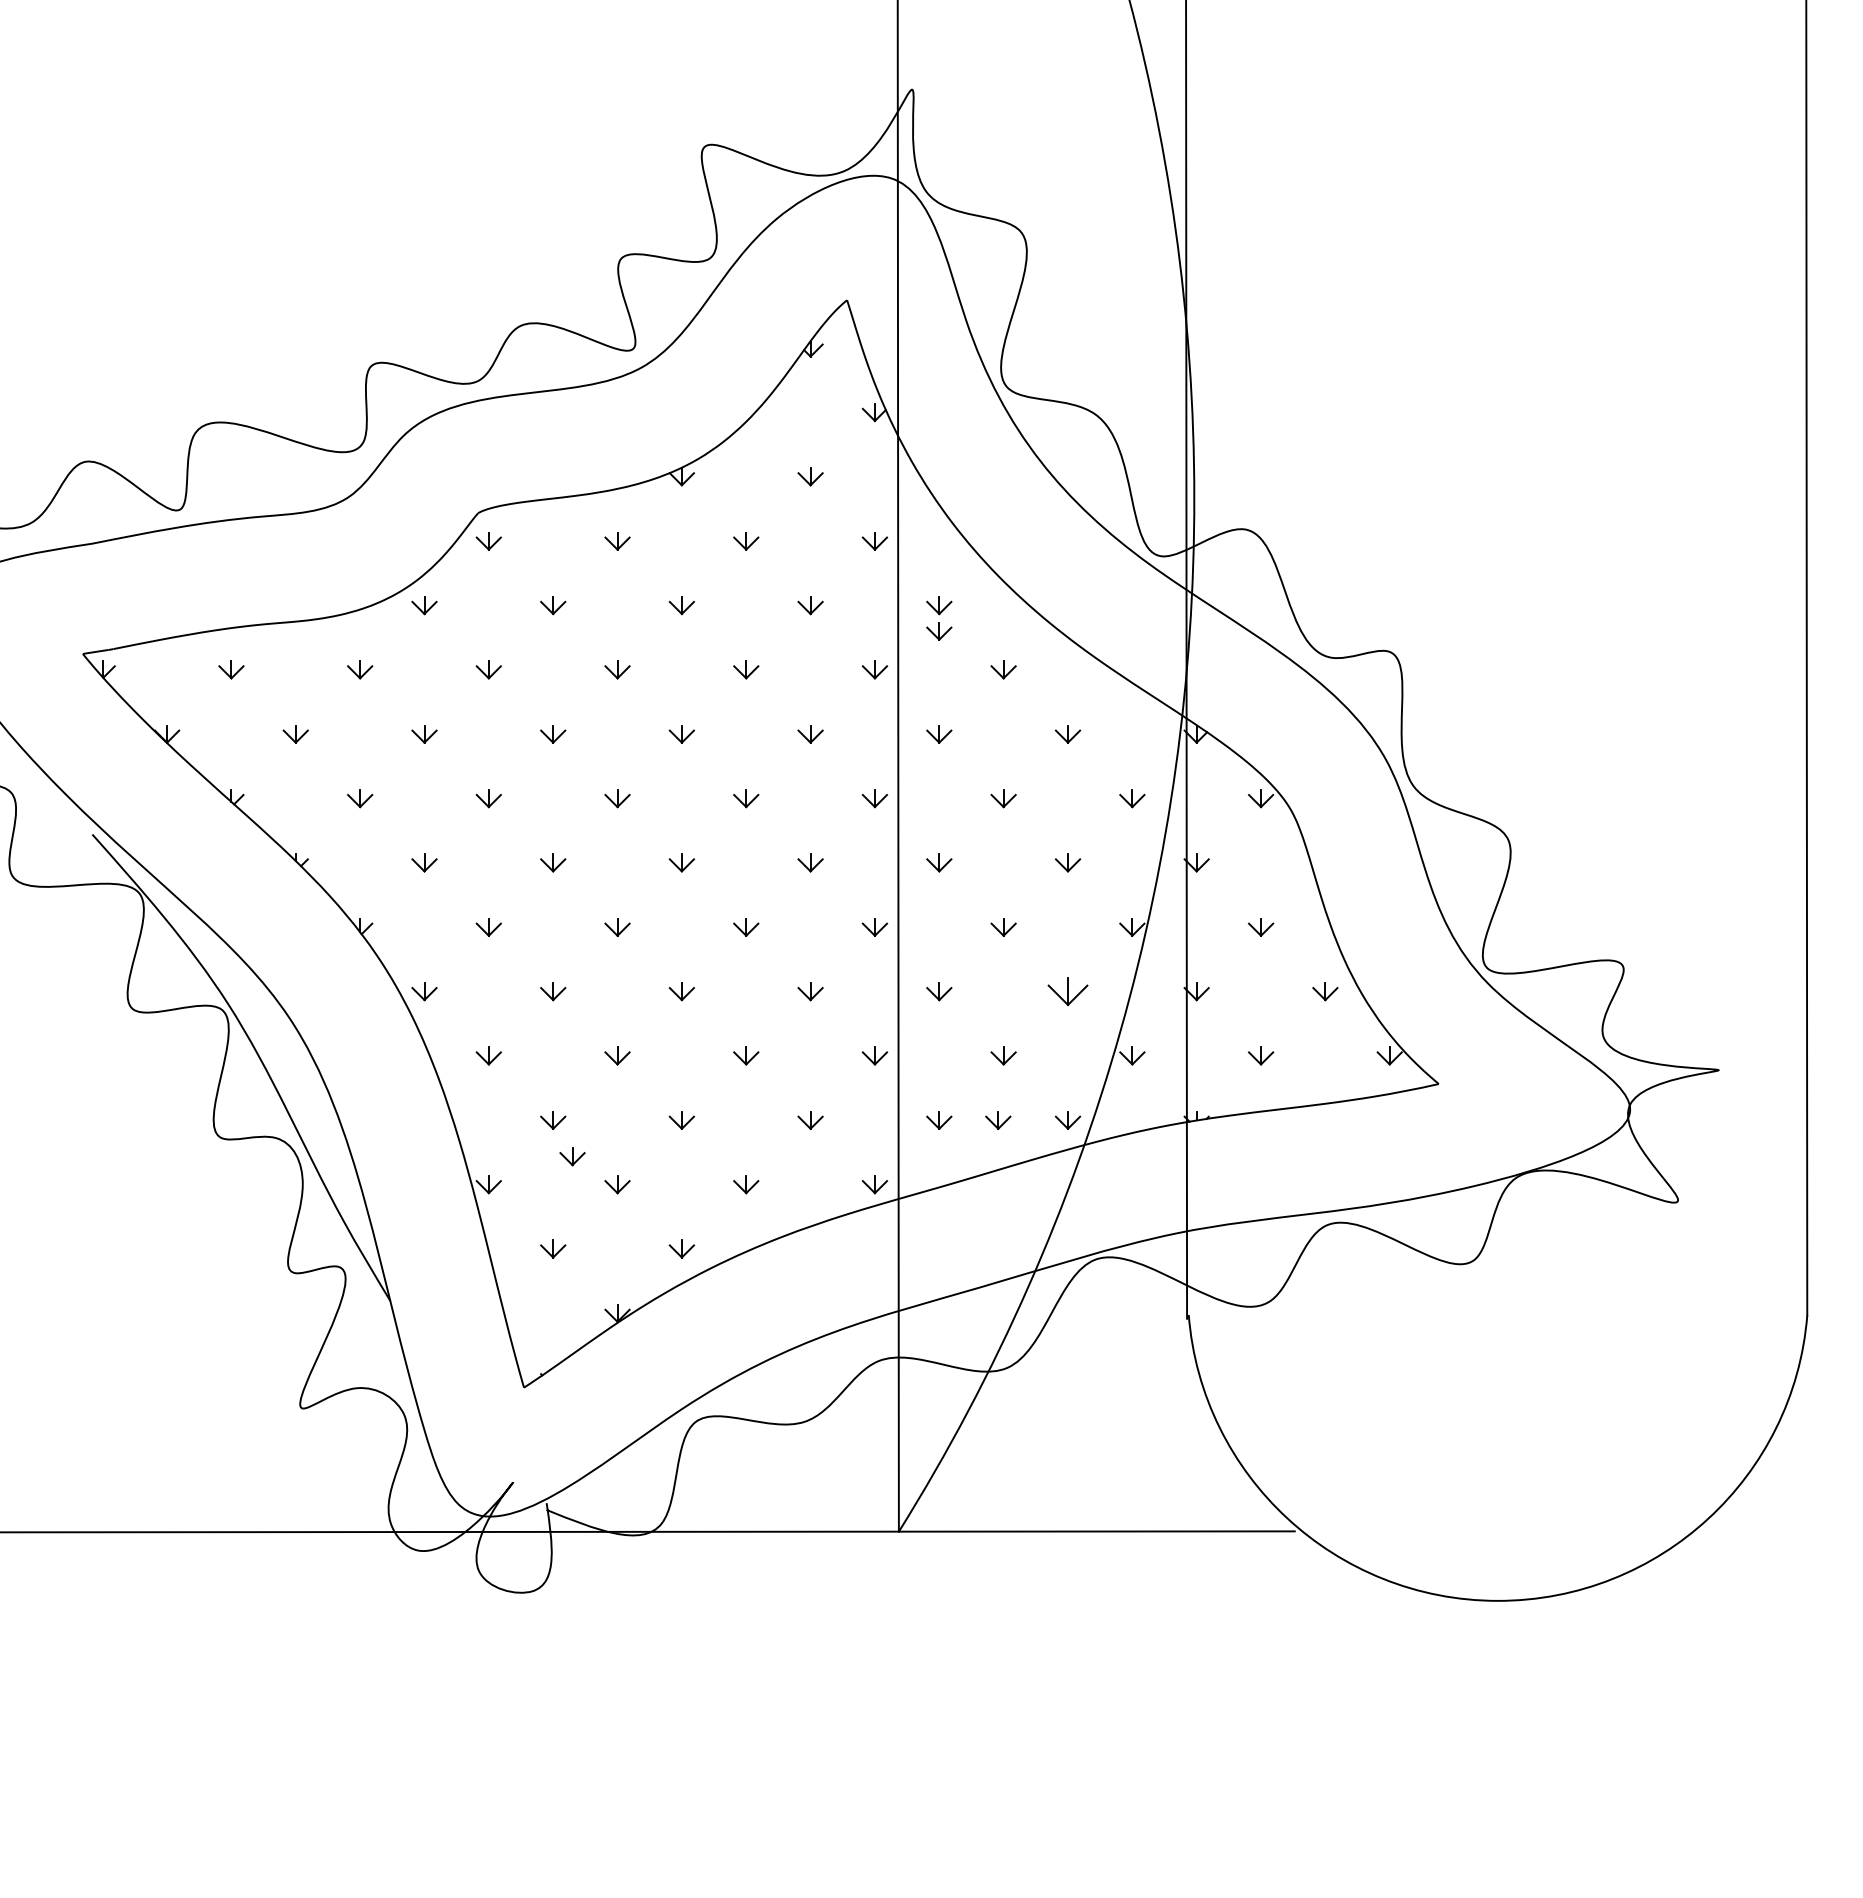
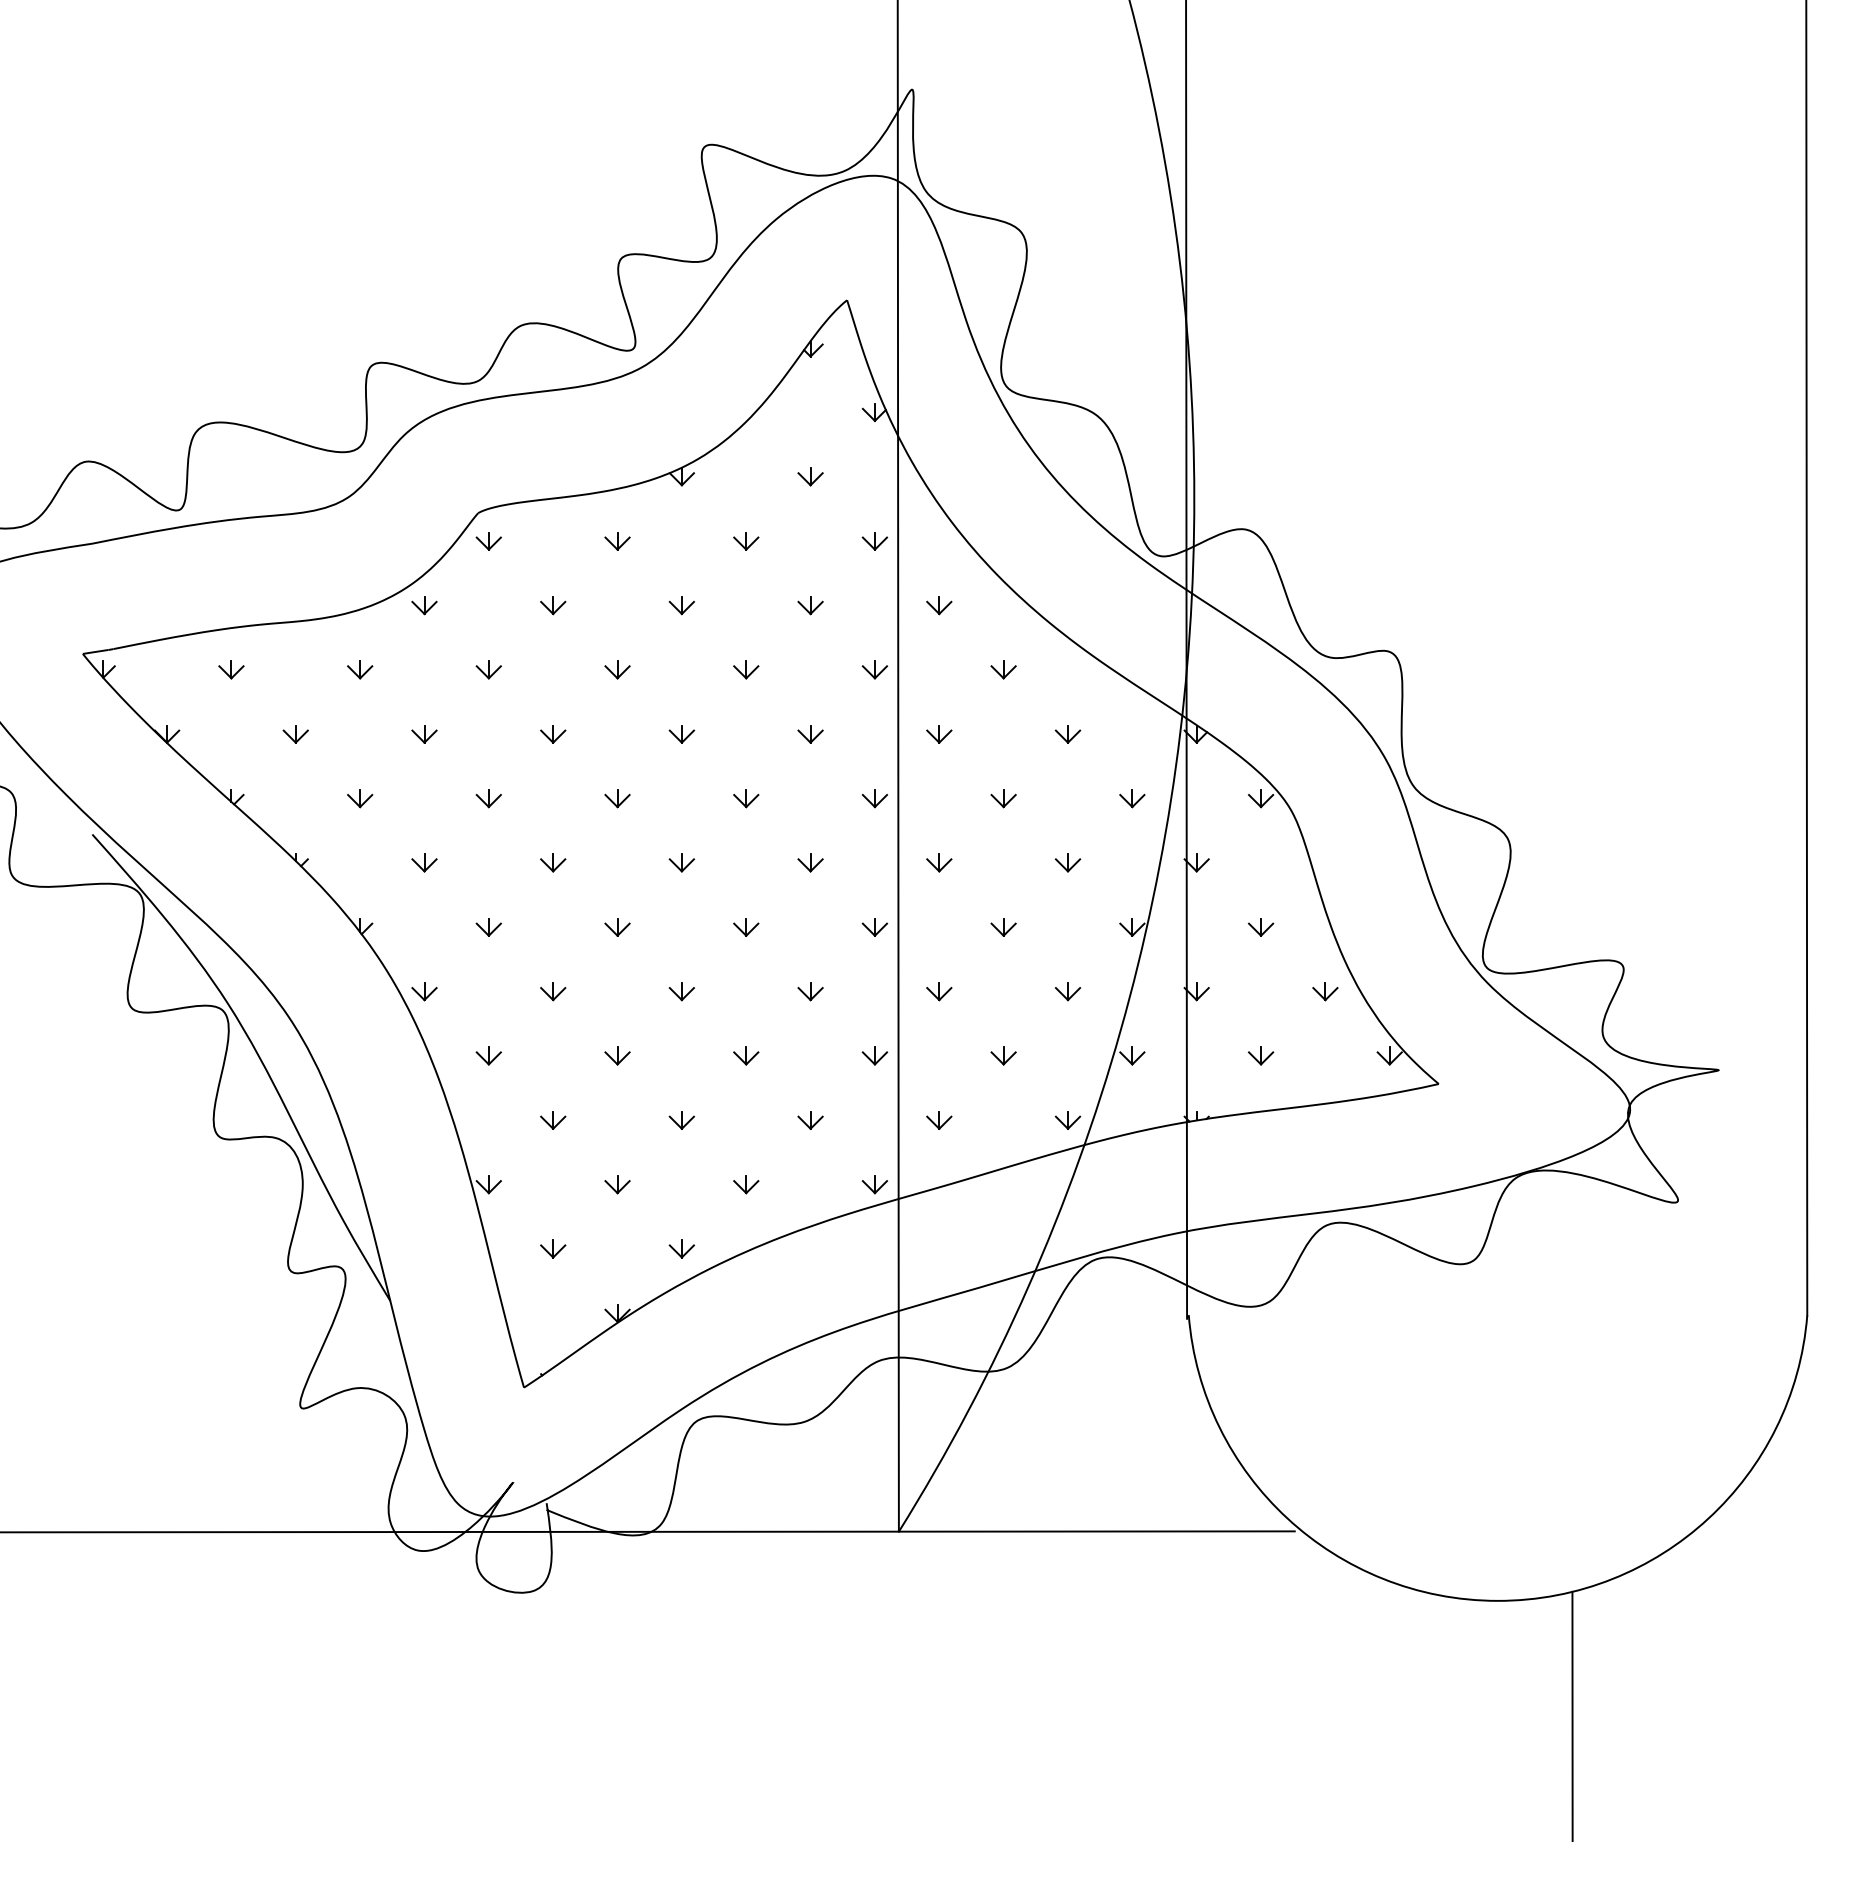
part: present -> none (939, 631)
part size: 42x30 px -> 26x20 px (1067, 991)
part: present -> none (998, 1120)
part: present -> none (572, 1156)
line: none -> present (1572, 1716)
